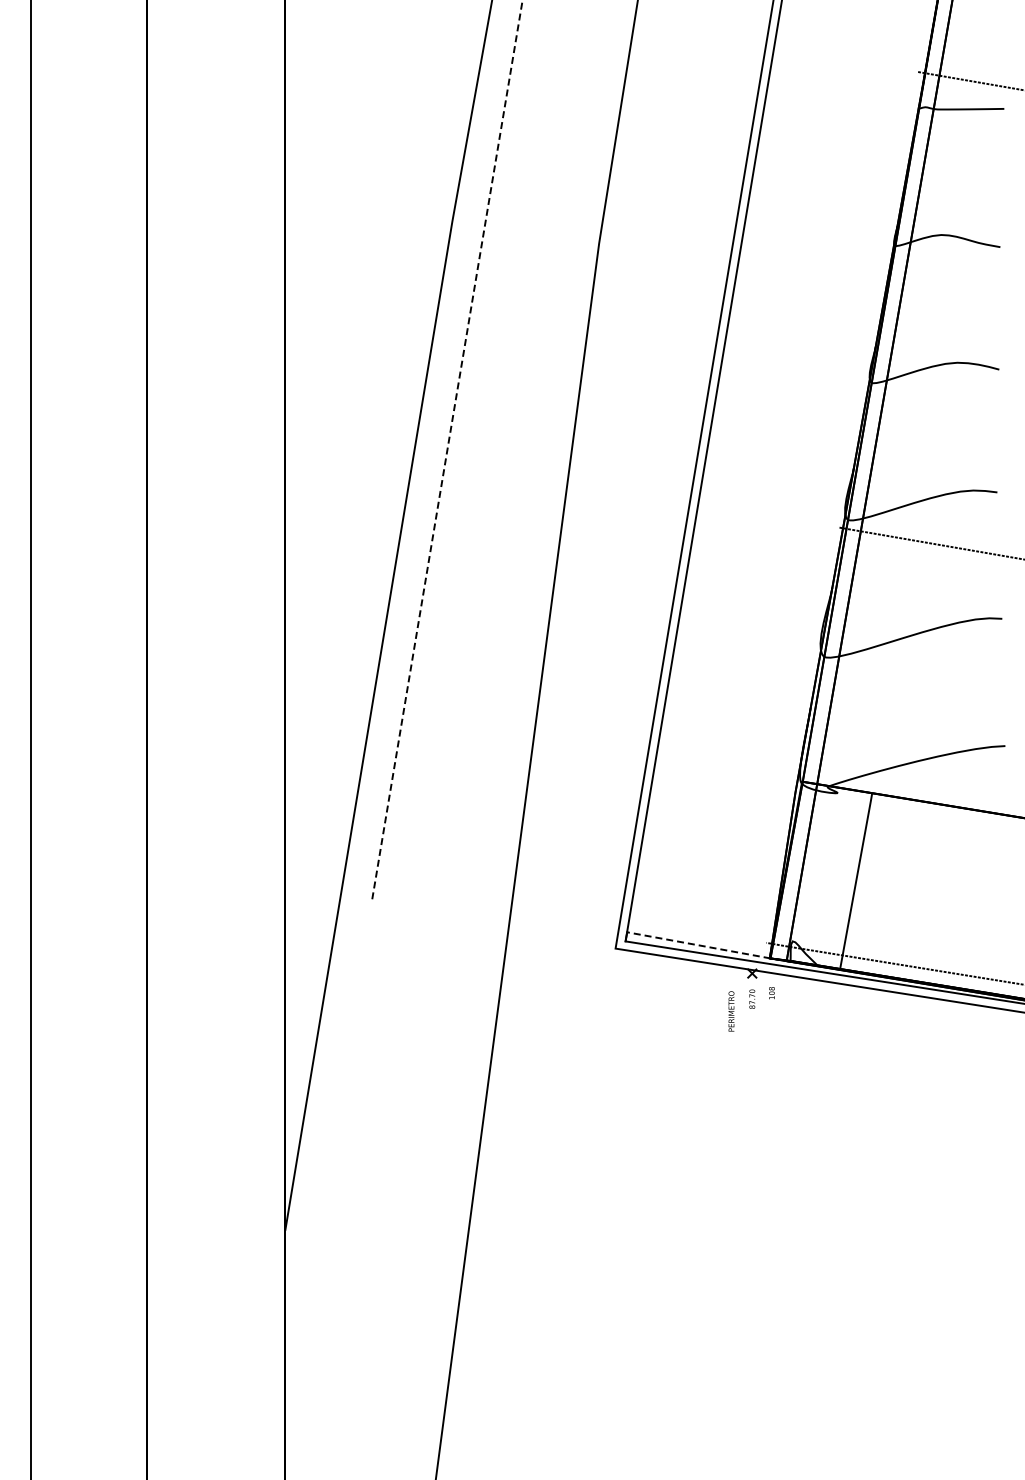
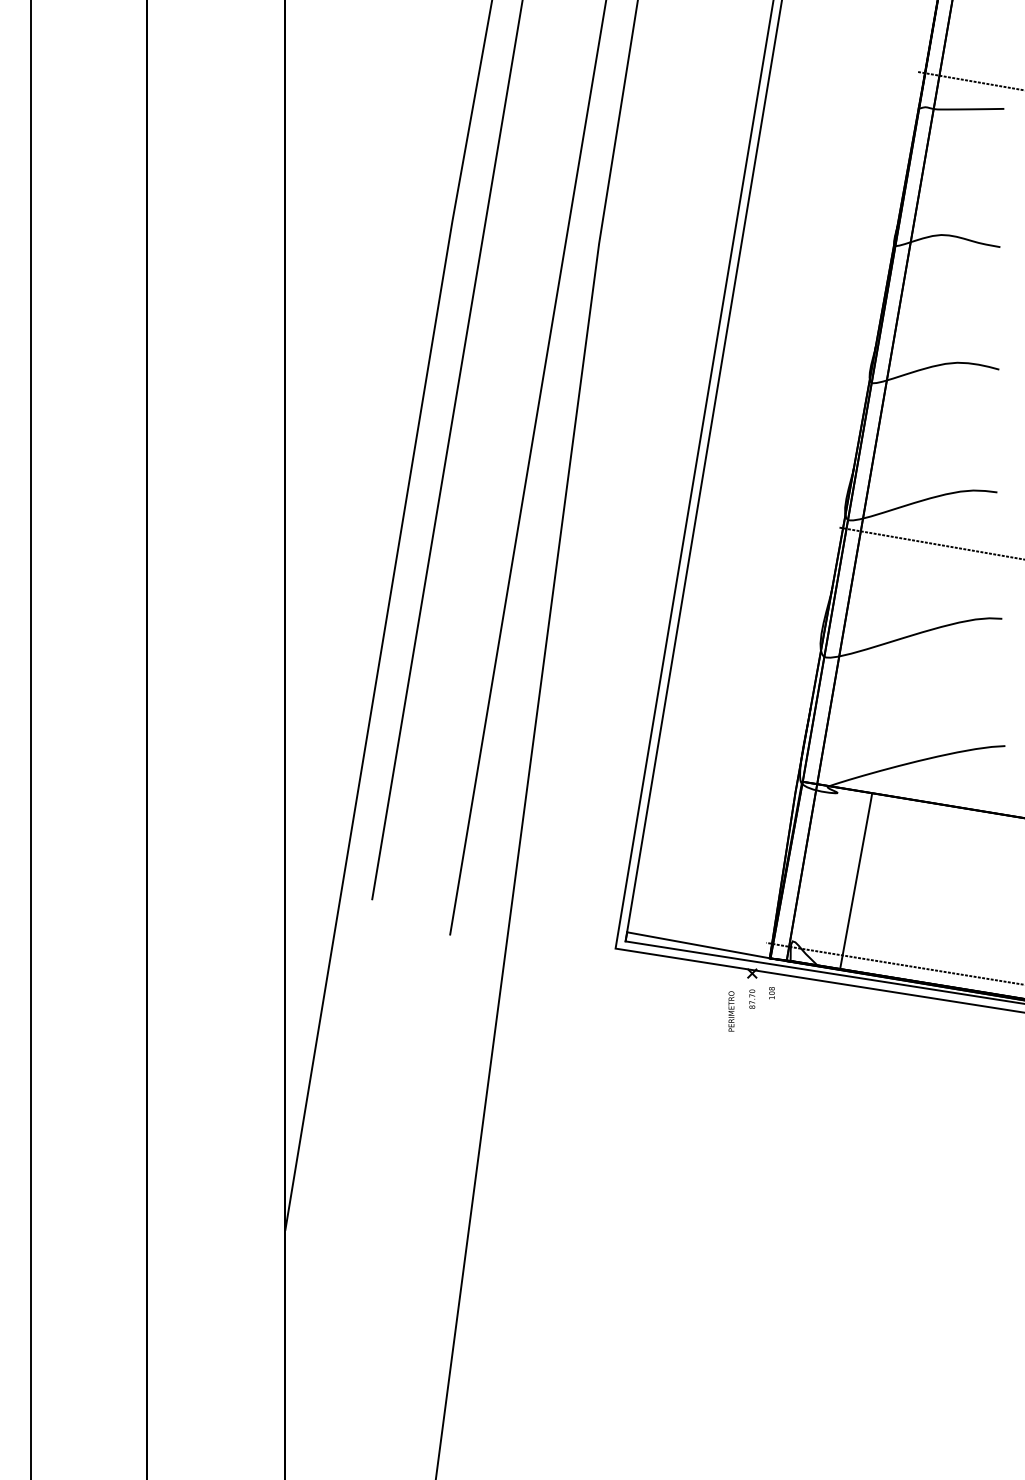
line: dashed -> solid (447, 449)
line: none -> present (527, 468)
line: dashed -> solid (698, 945)
